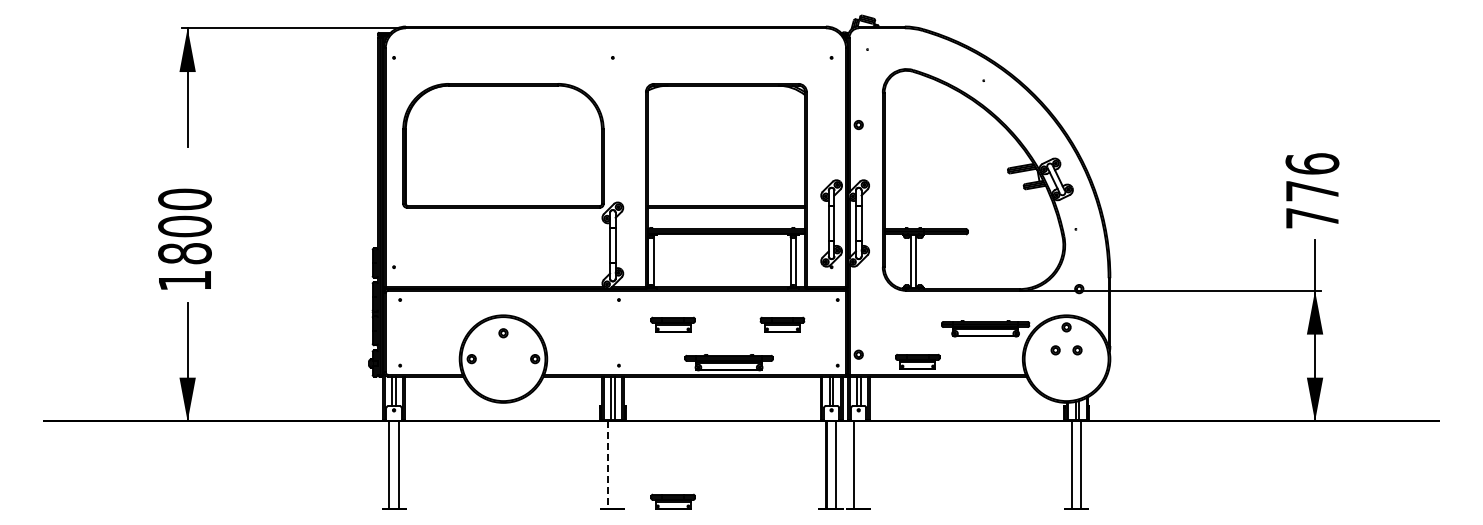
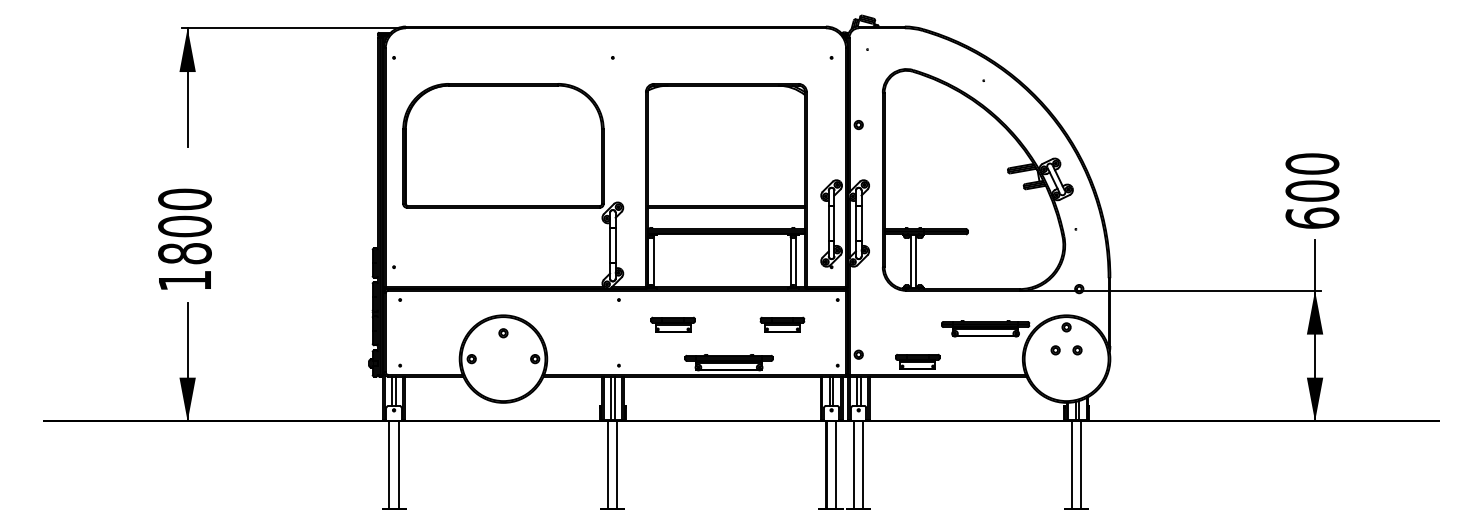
text: 776 -> 600 (1312, 190)
line: none -> present (617, 464)
line: none -> present (863, 464)
line: dashed -> solid (608, 465)
part: present -> none (672, 501)
